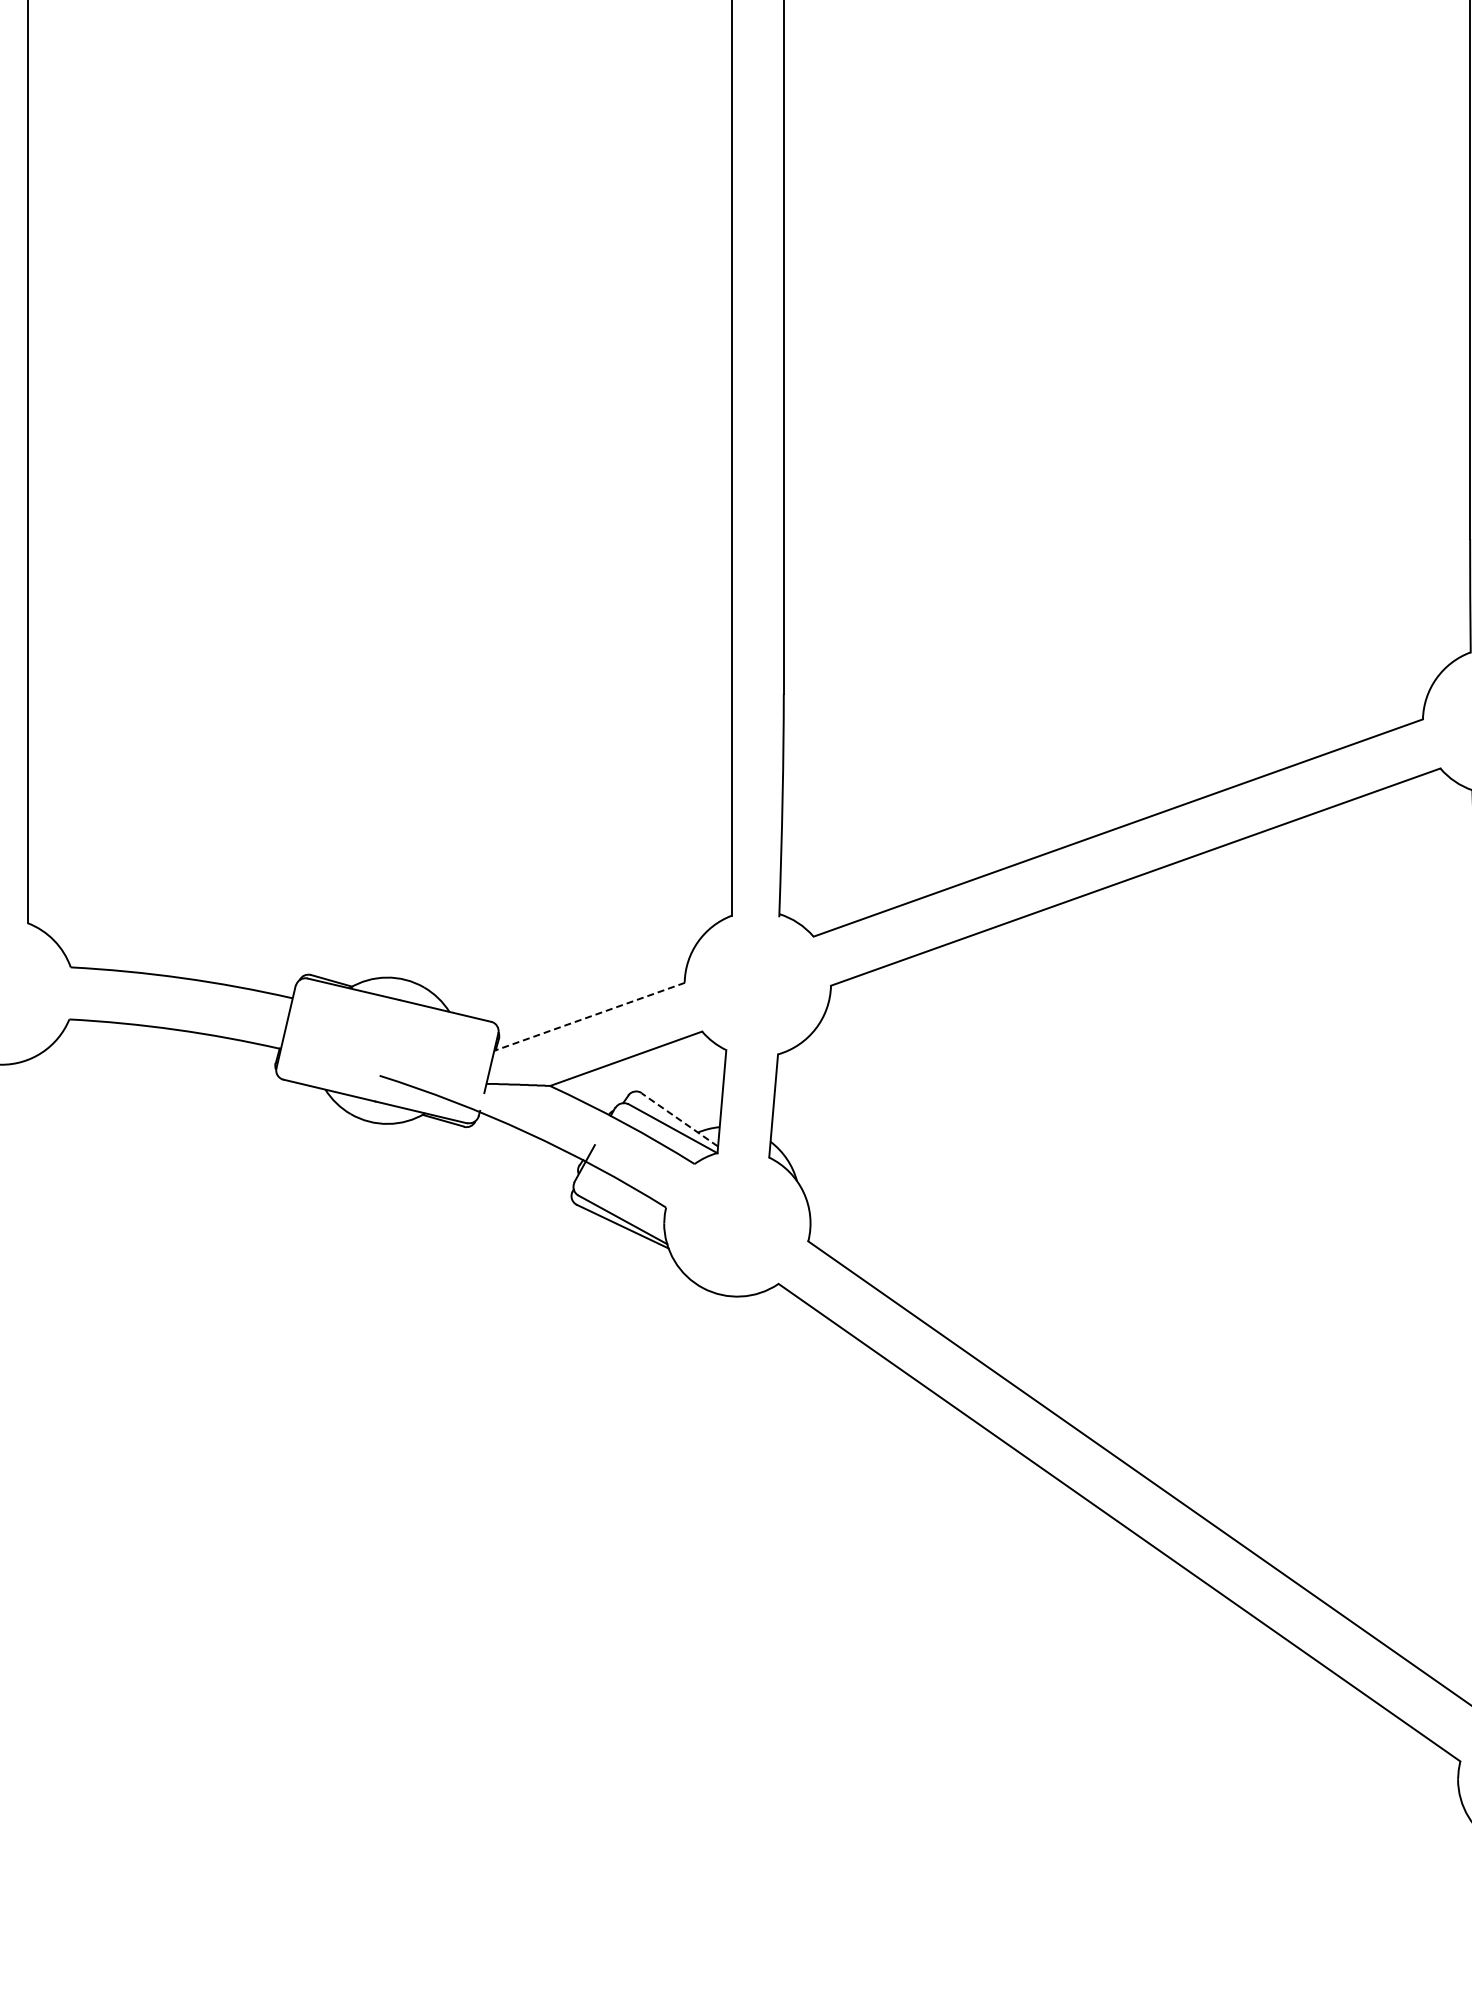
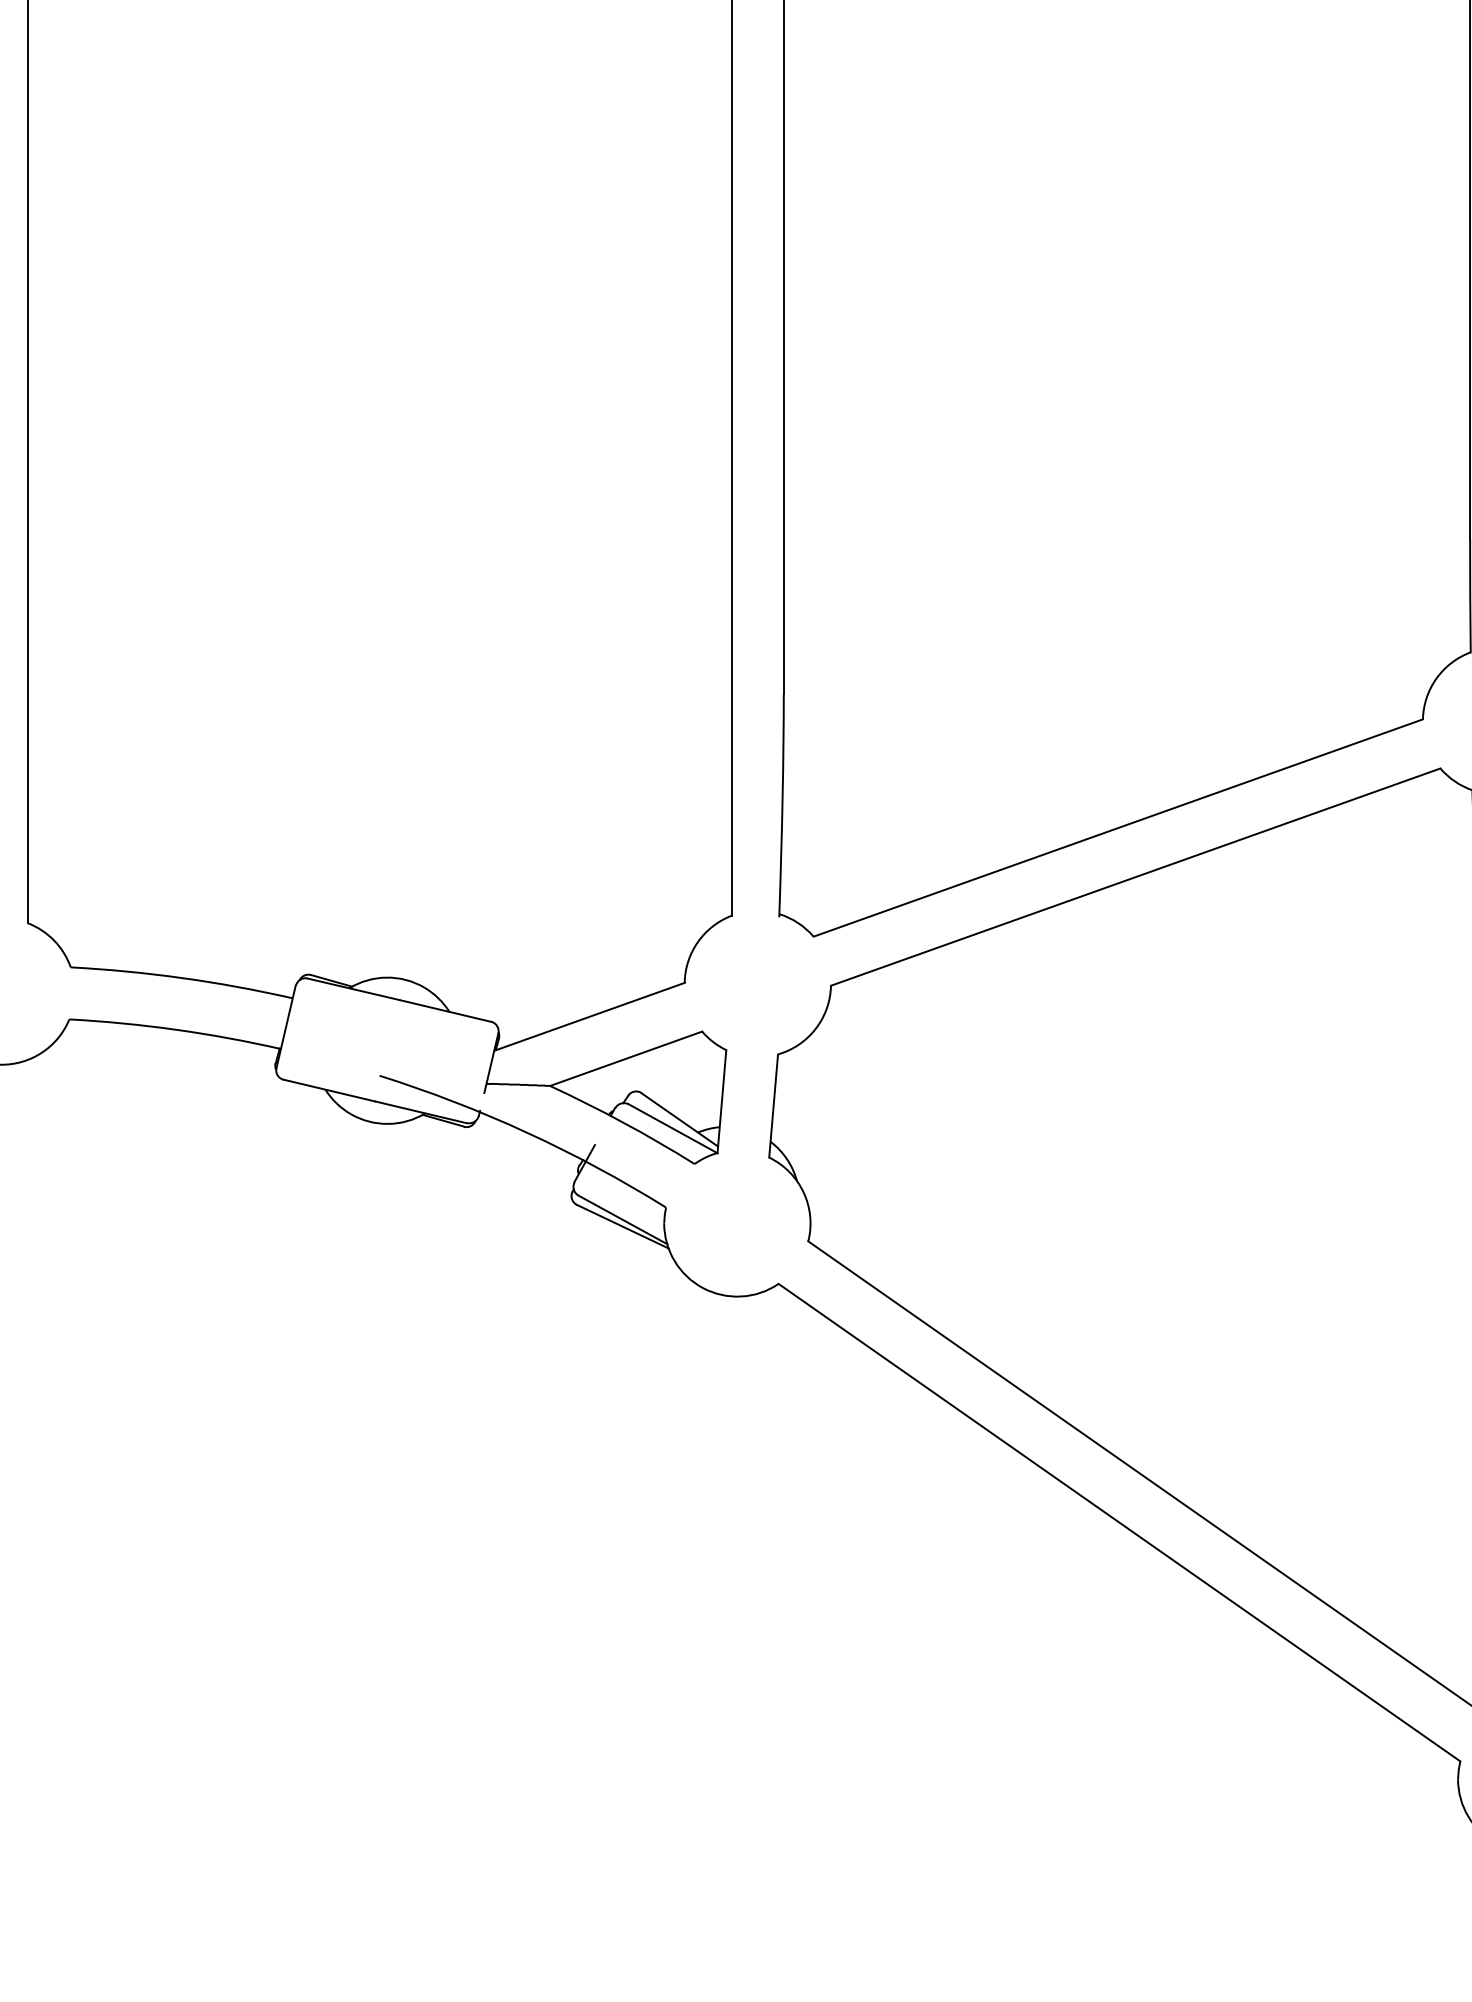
line: dashed -> solid (589, 1016)
line: dashed -> solid (679, 1119)
